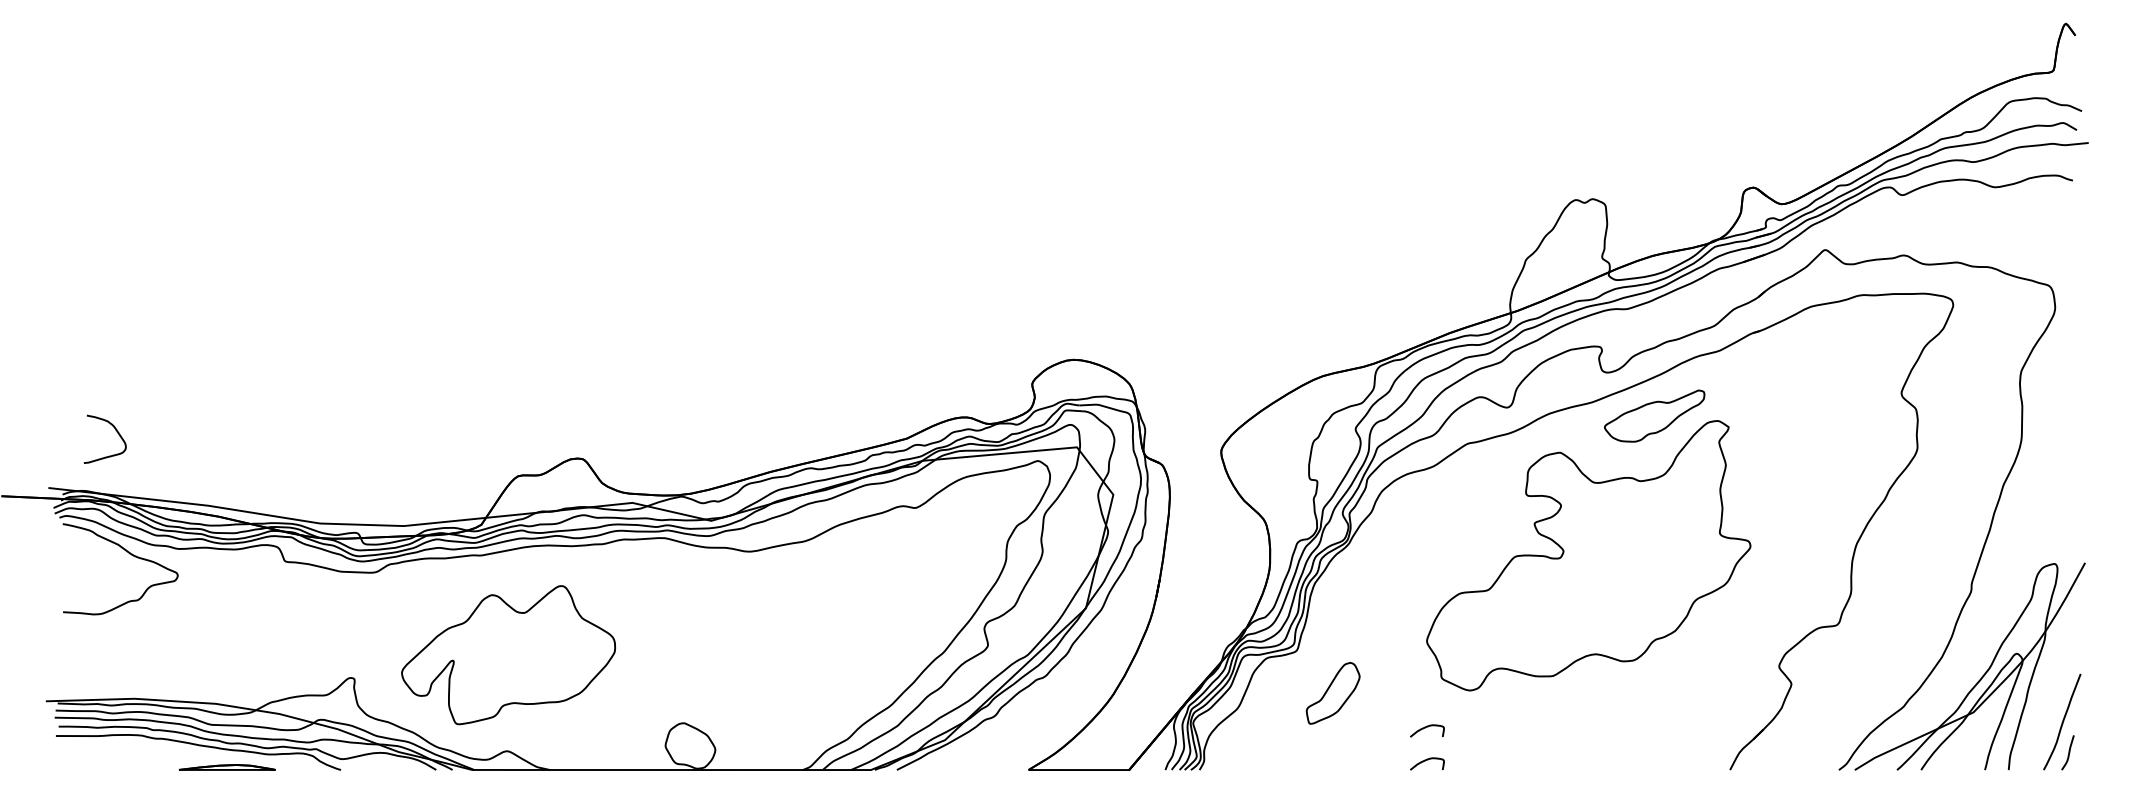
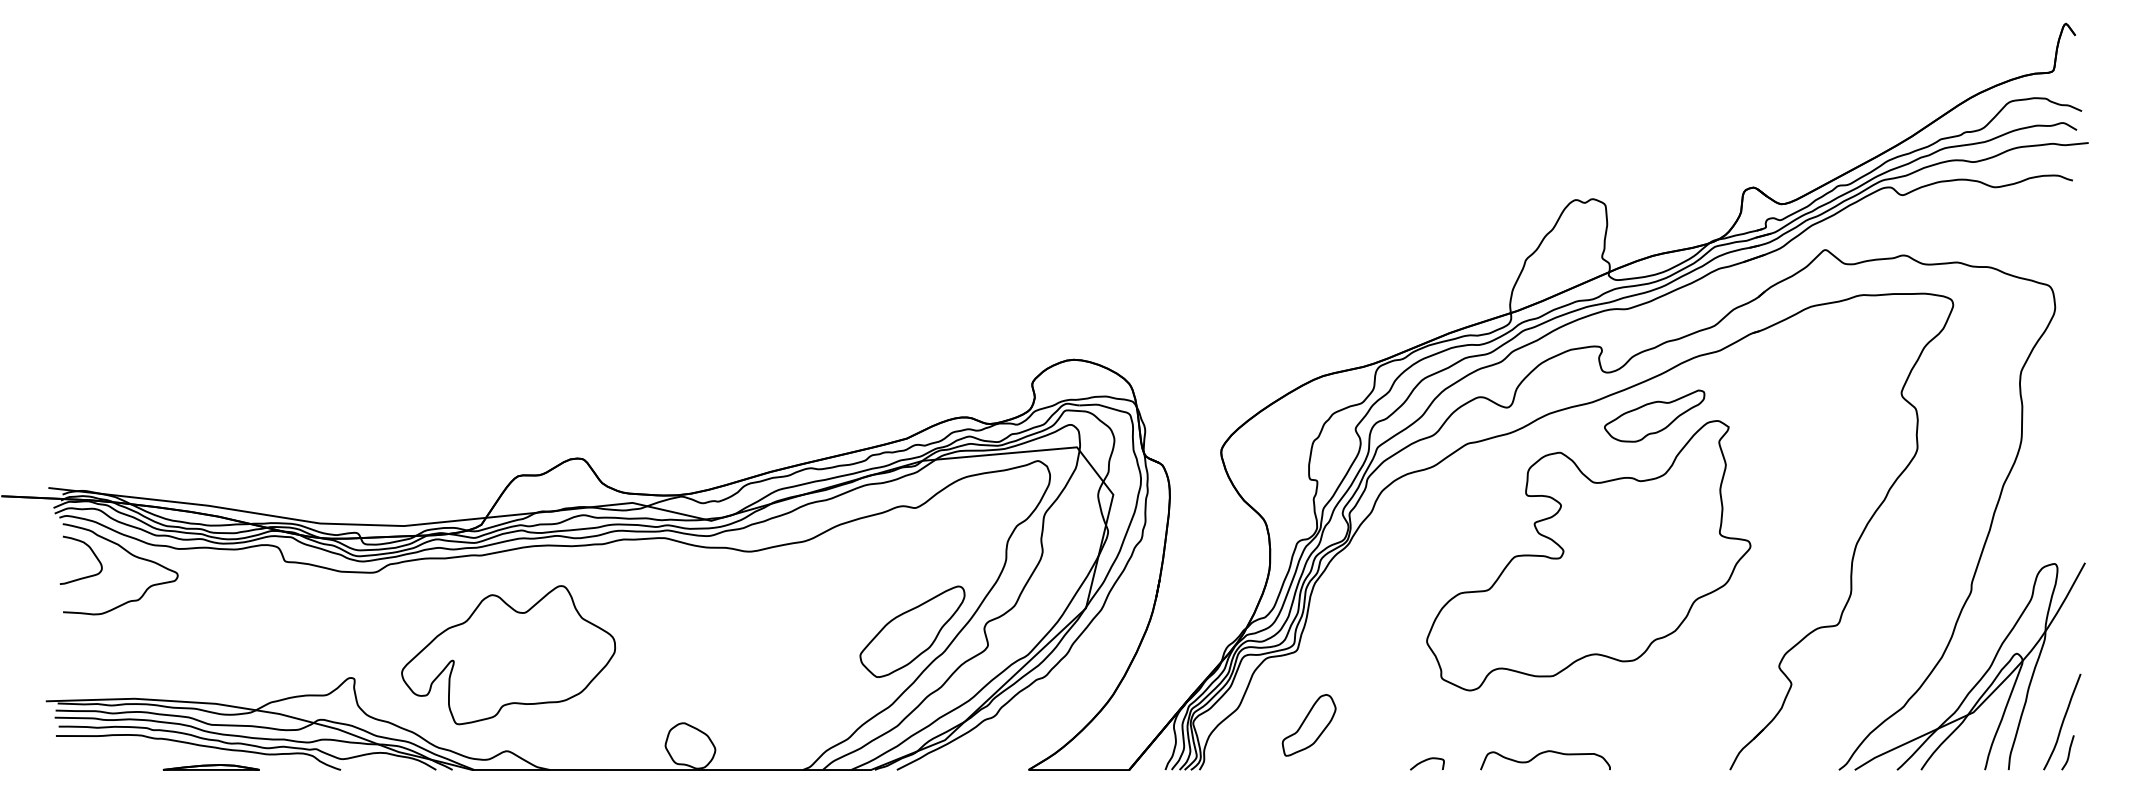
curve position: (115, 430) -> (91, 551) (91, 551)
part: none -> present (912, 631)
part position: (1332, 693) -> (1308, 725) (1308, 725)
curve: present -> none (1425, 728)
part: none -> present (1544, 753)
part position: (226, 767) -> (210, 767) (210, 767)
